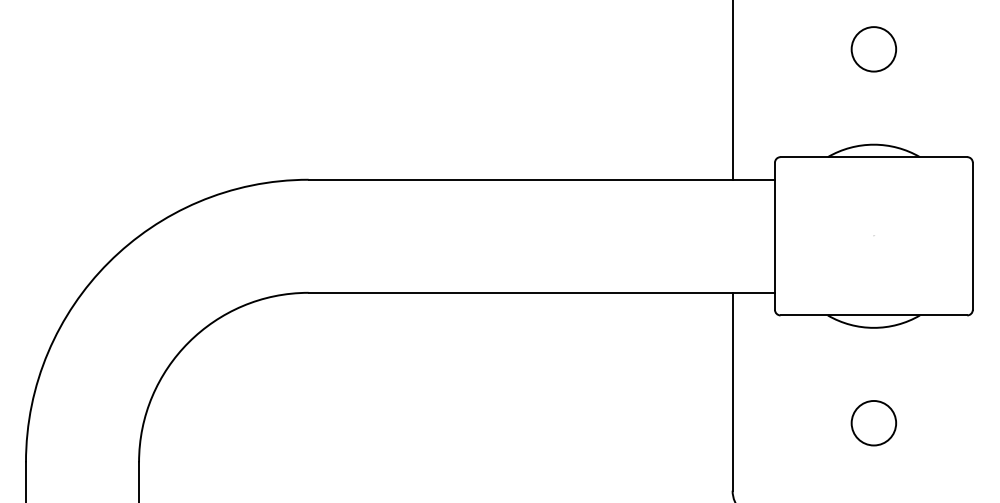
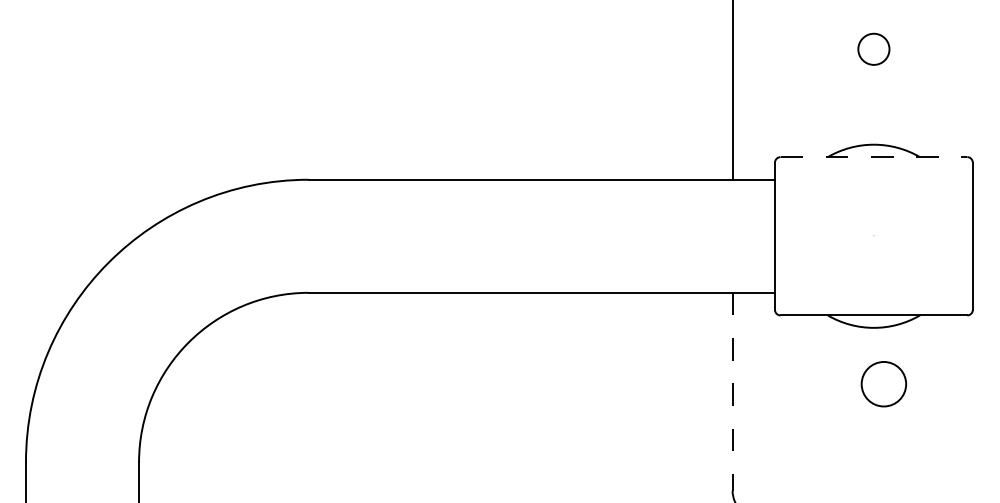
circle diameter: 44 px -> 31 px (873, 48)
line: solid -> dashed (874, 157)
line: solid -> dashed (732, 391)
circle position: (873, 423) -> (883, 384) (883, 384)
